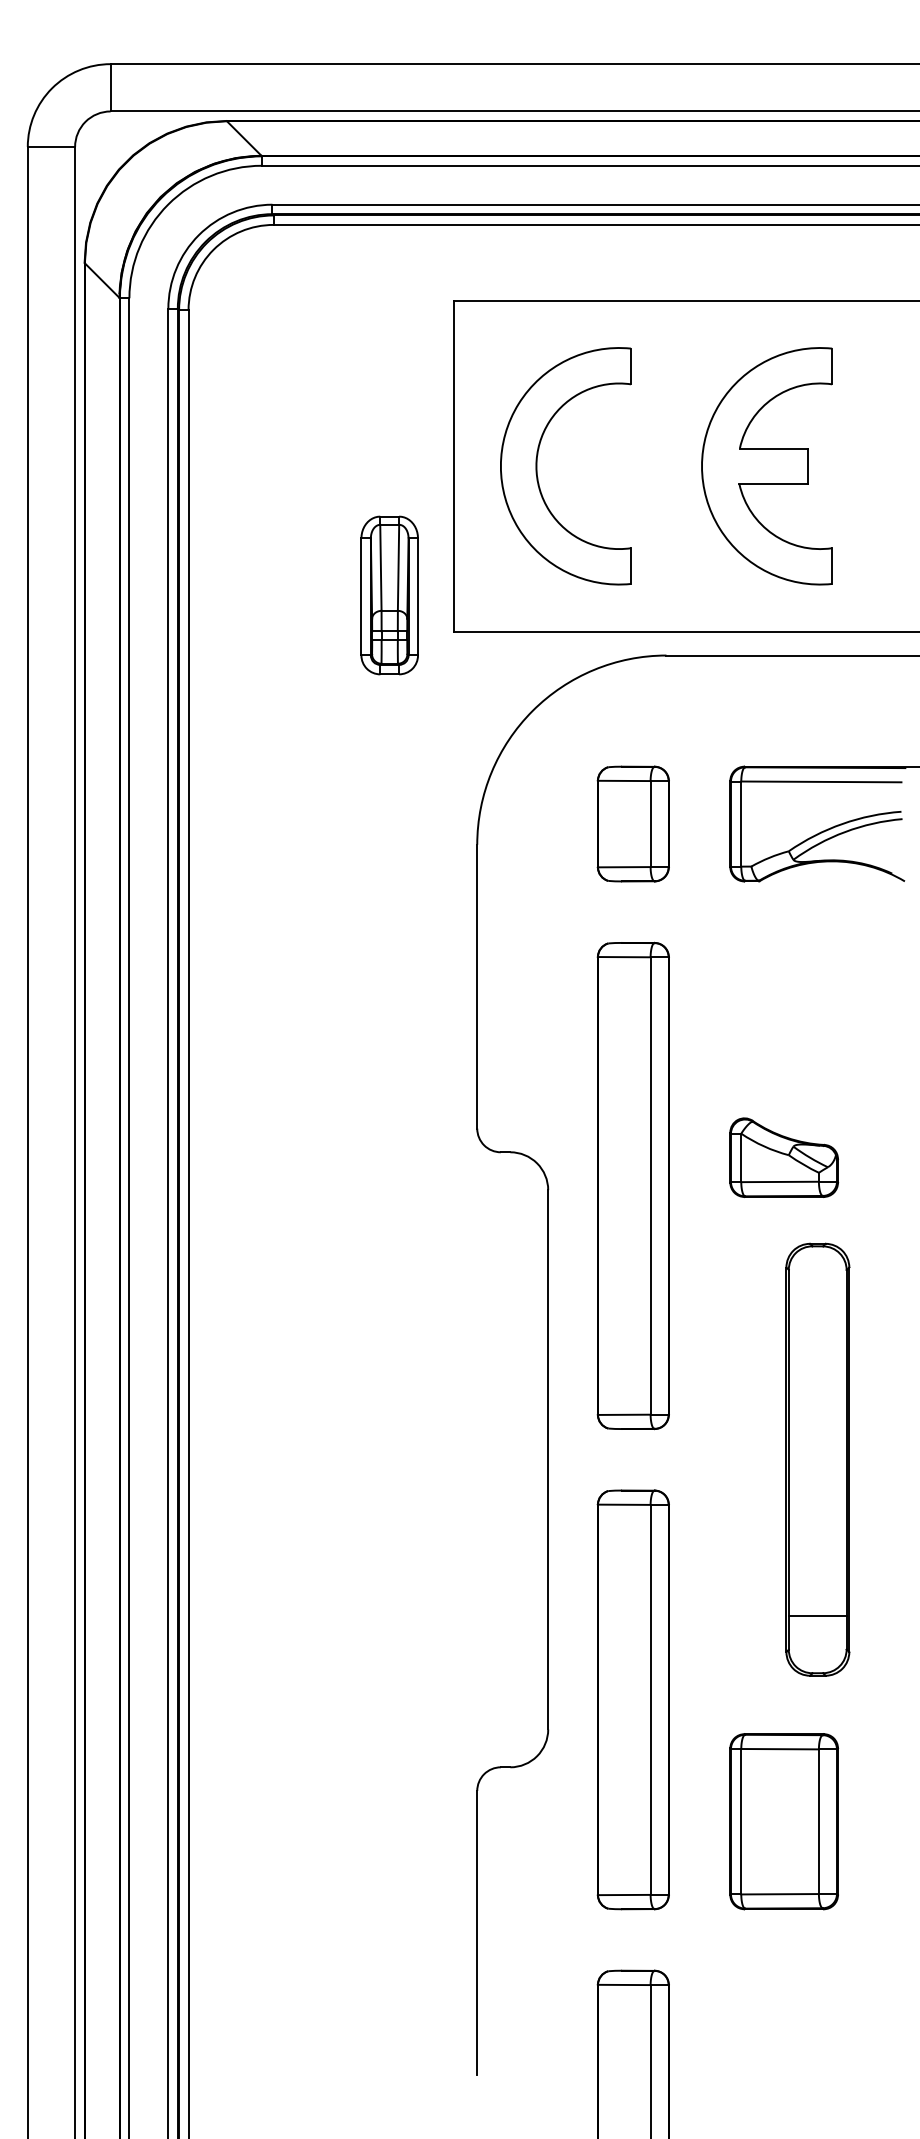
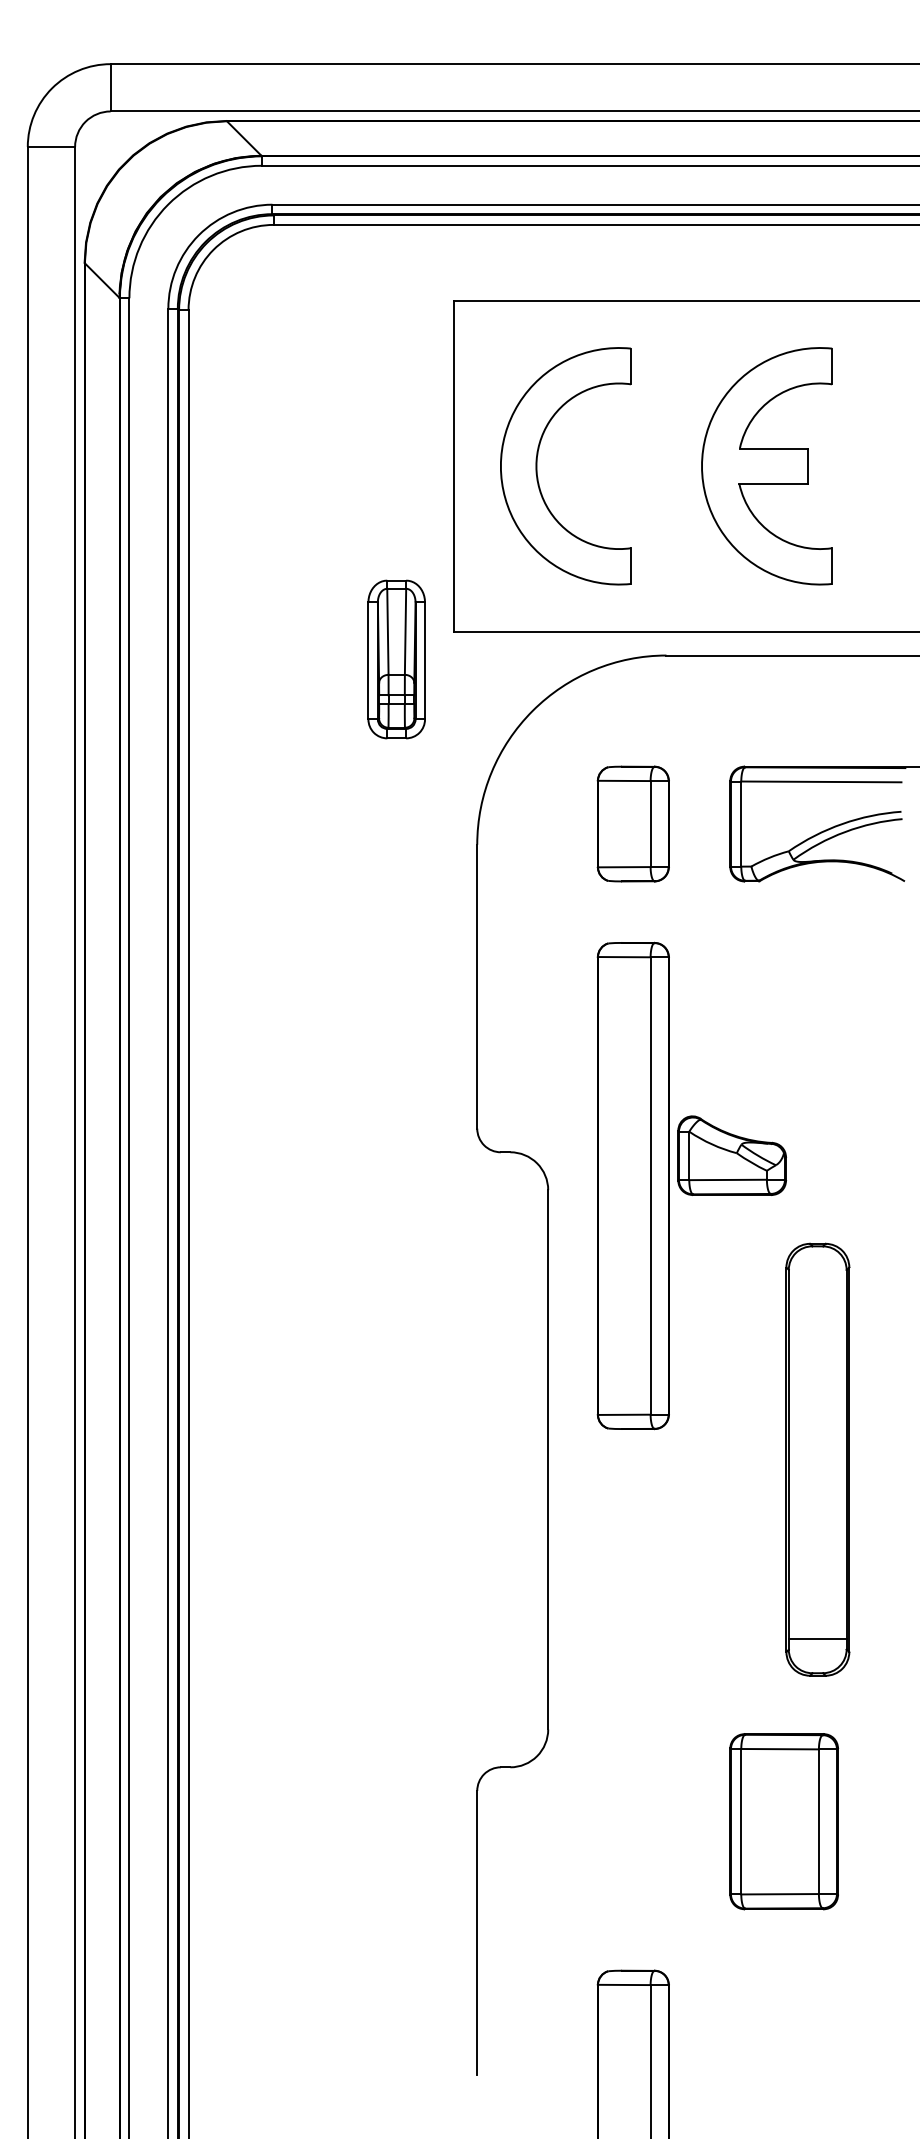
part position: (389, 595) -> (396, 659) (396, 659)
part position: (783, 1157) -> (731, 1155) (731, 1155)
line position: (817, 1615) -> (817, 1638) (817, 1638)
part: present -> none (632, 1699)
